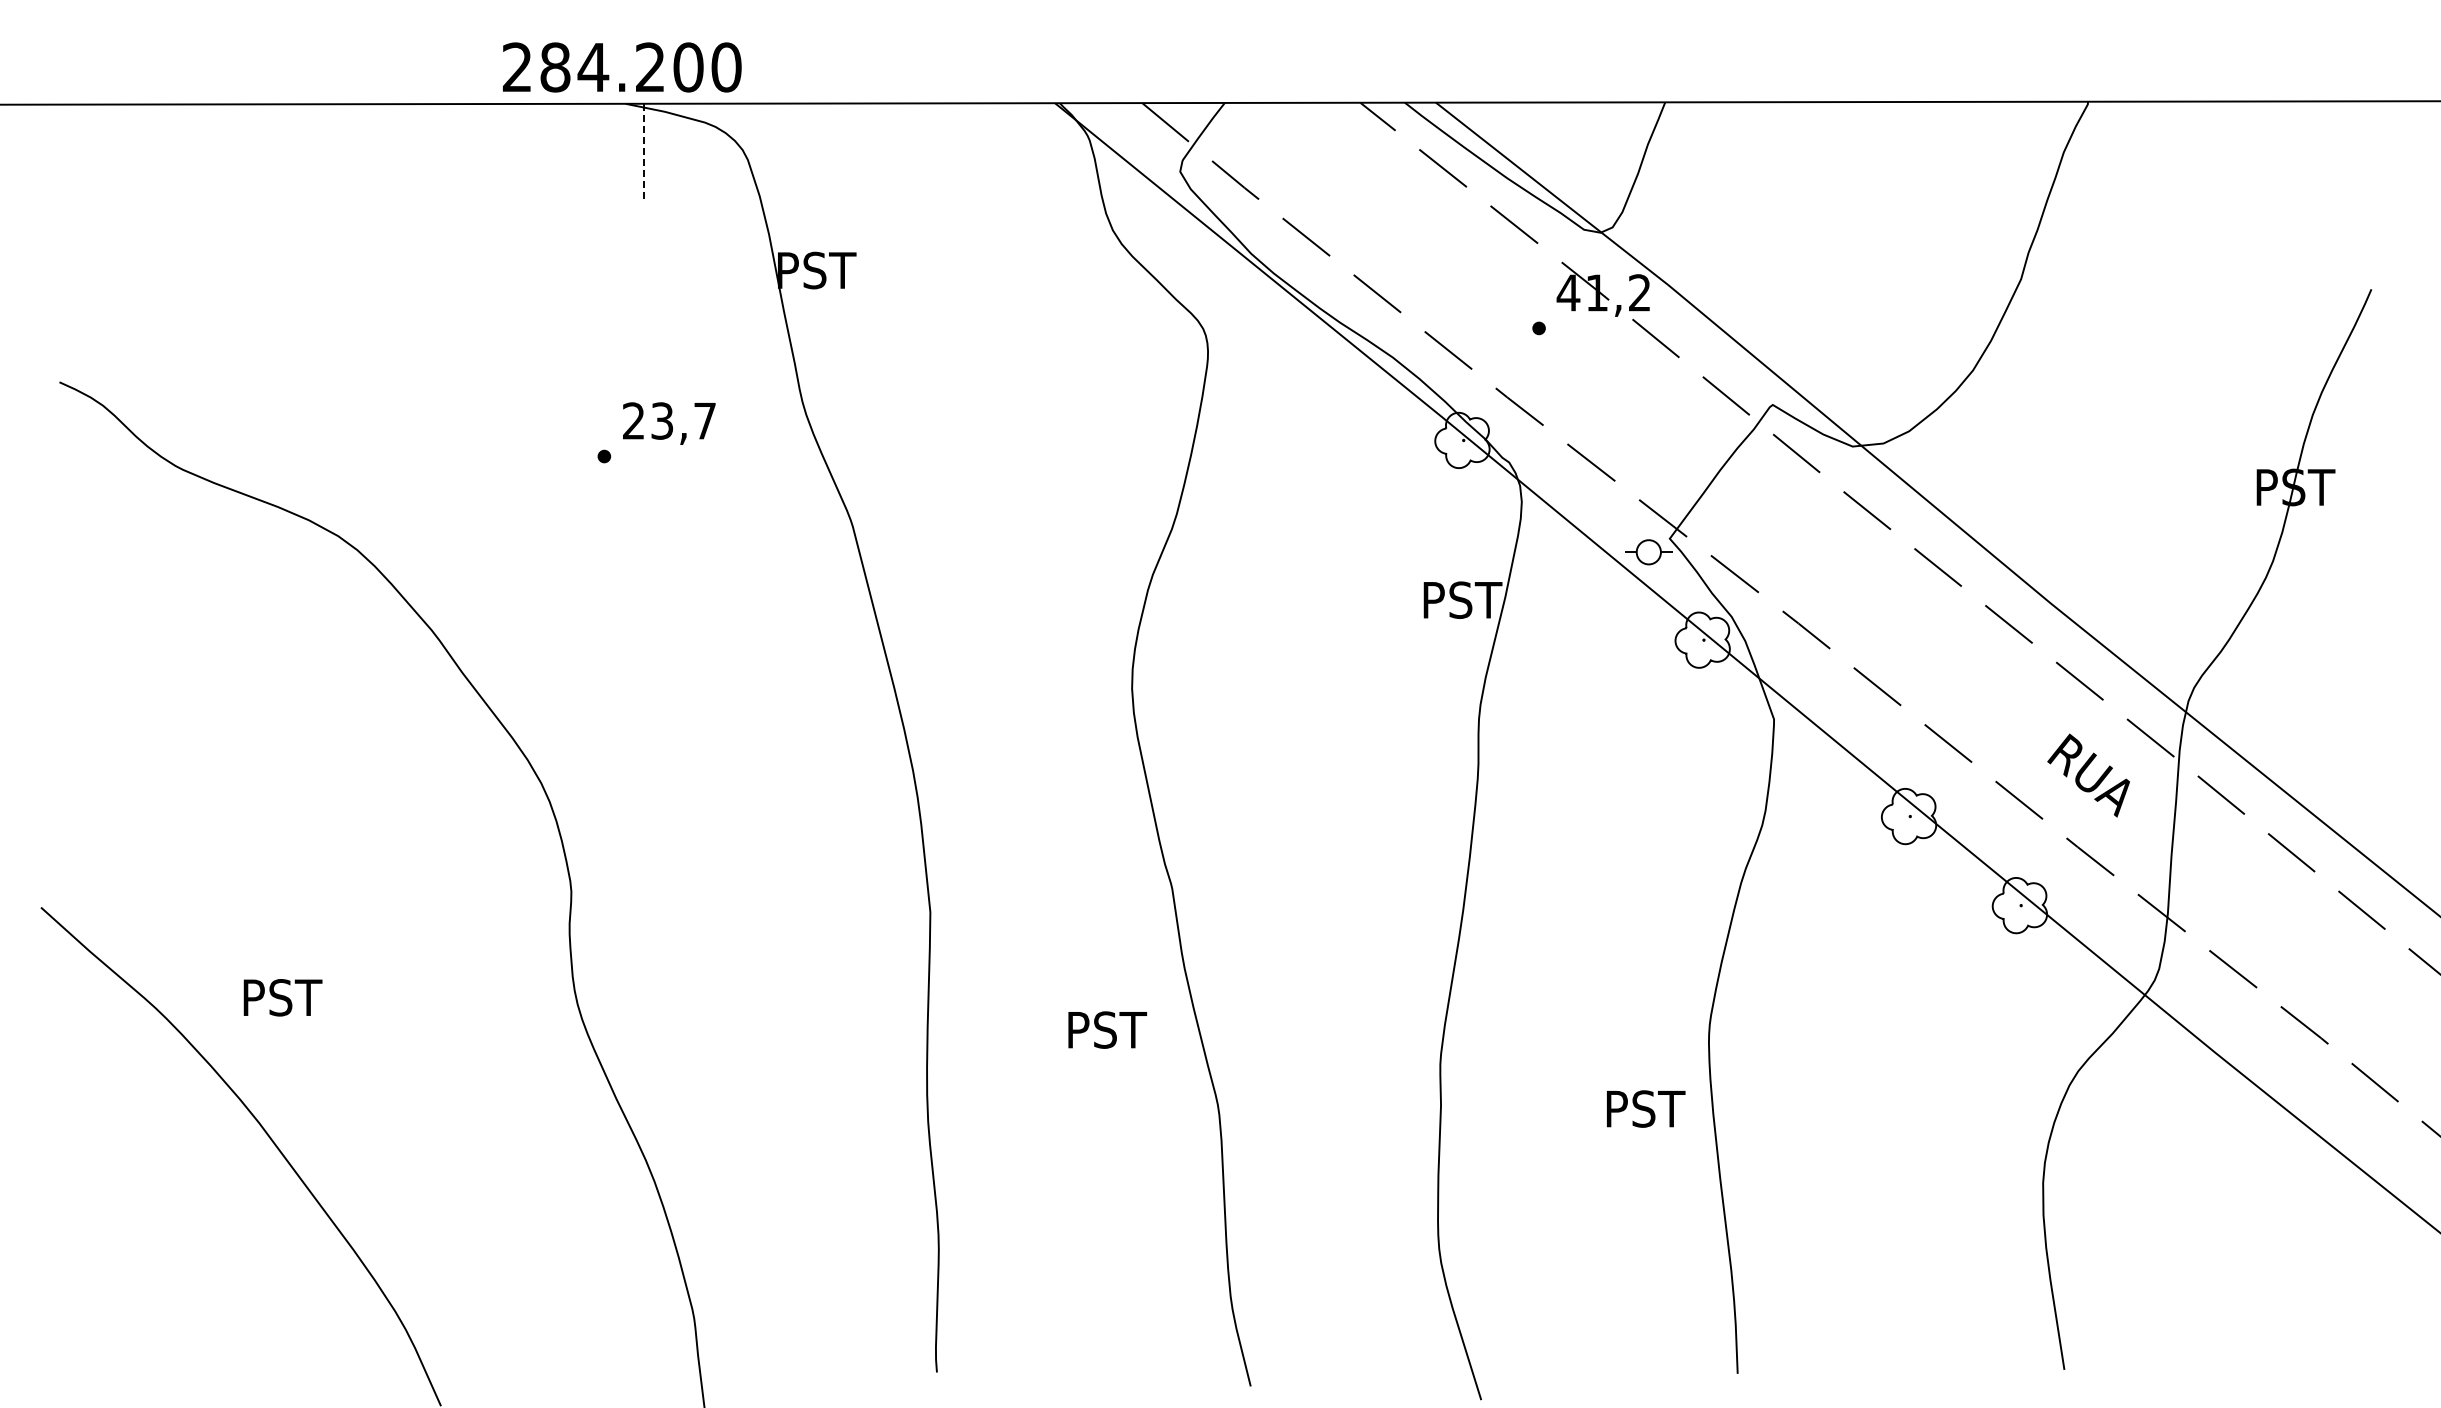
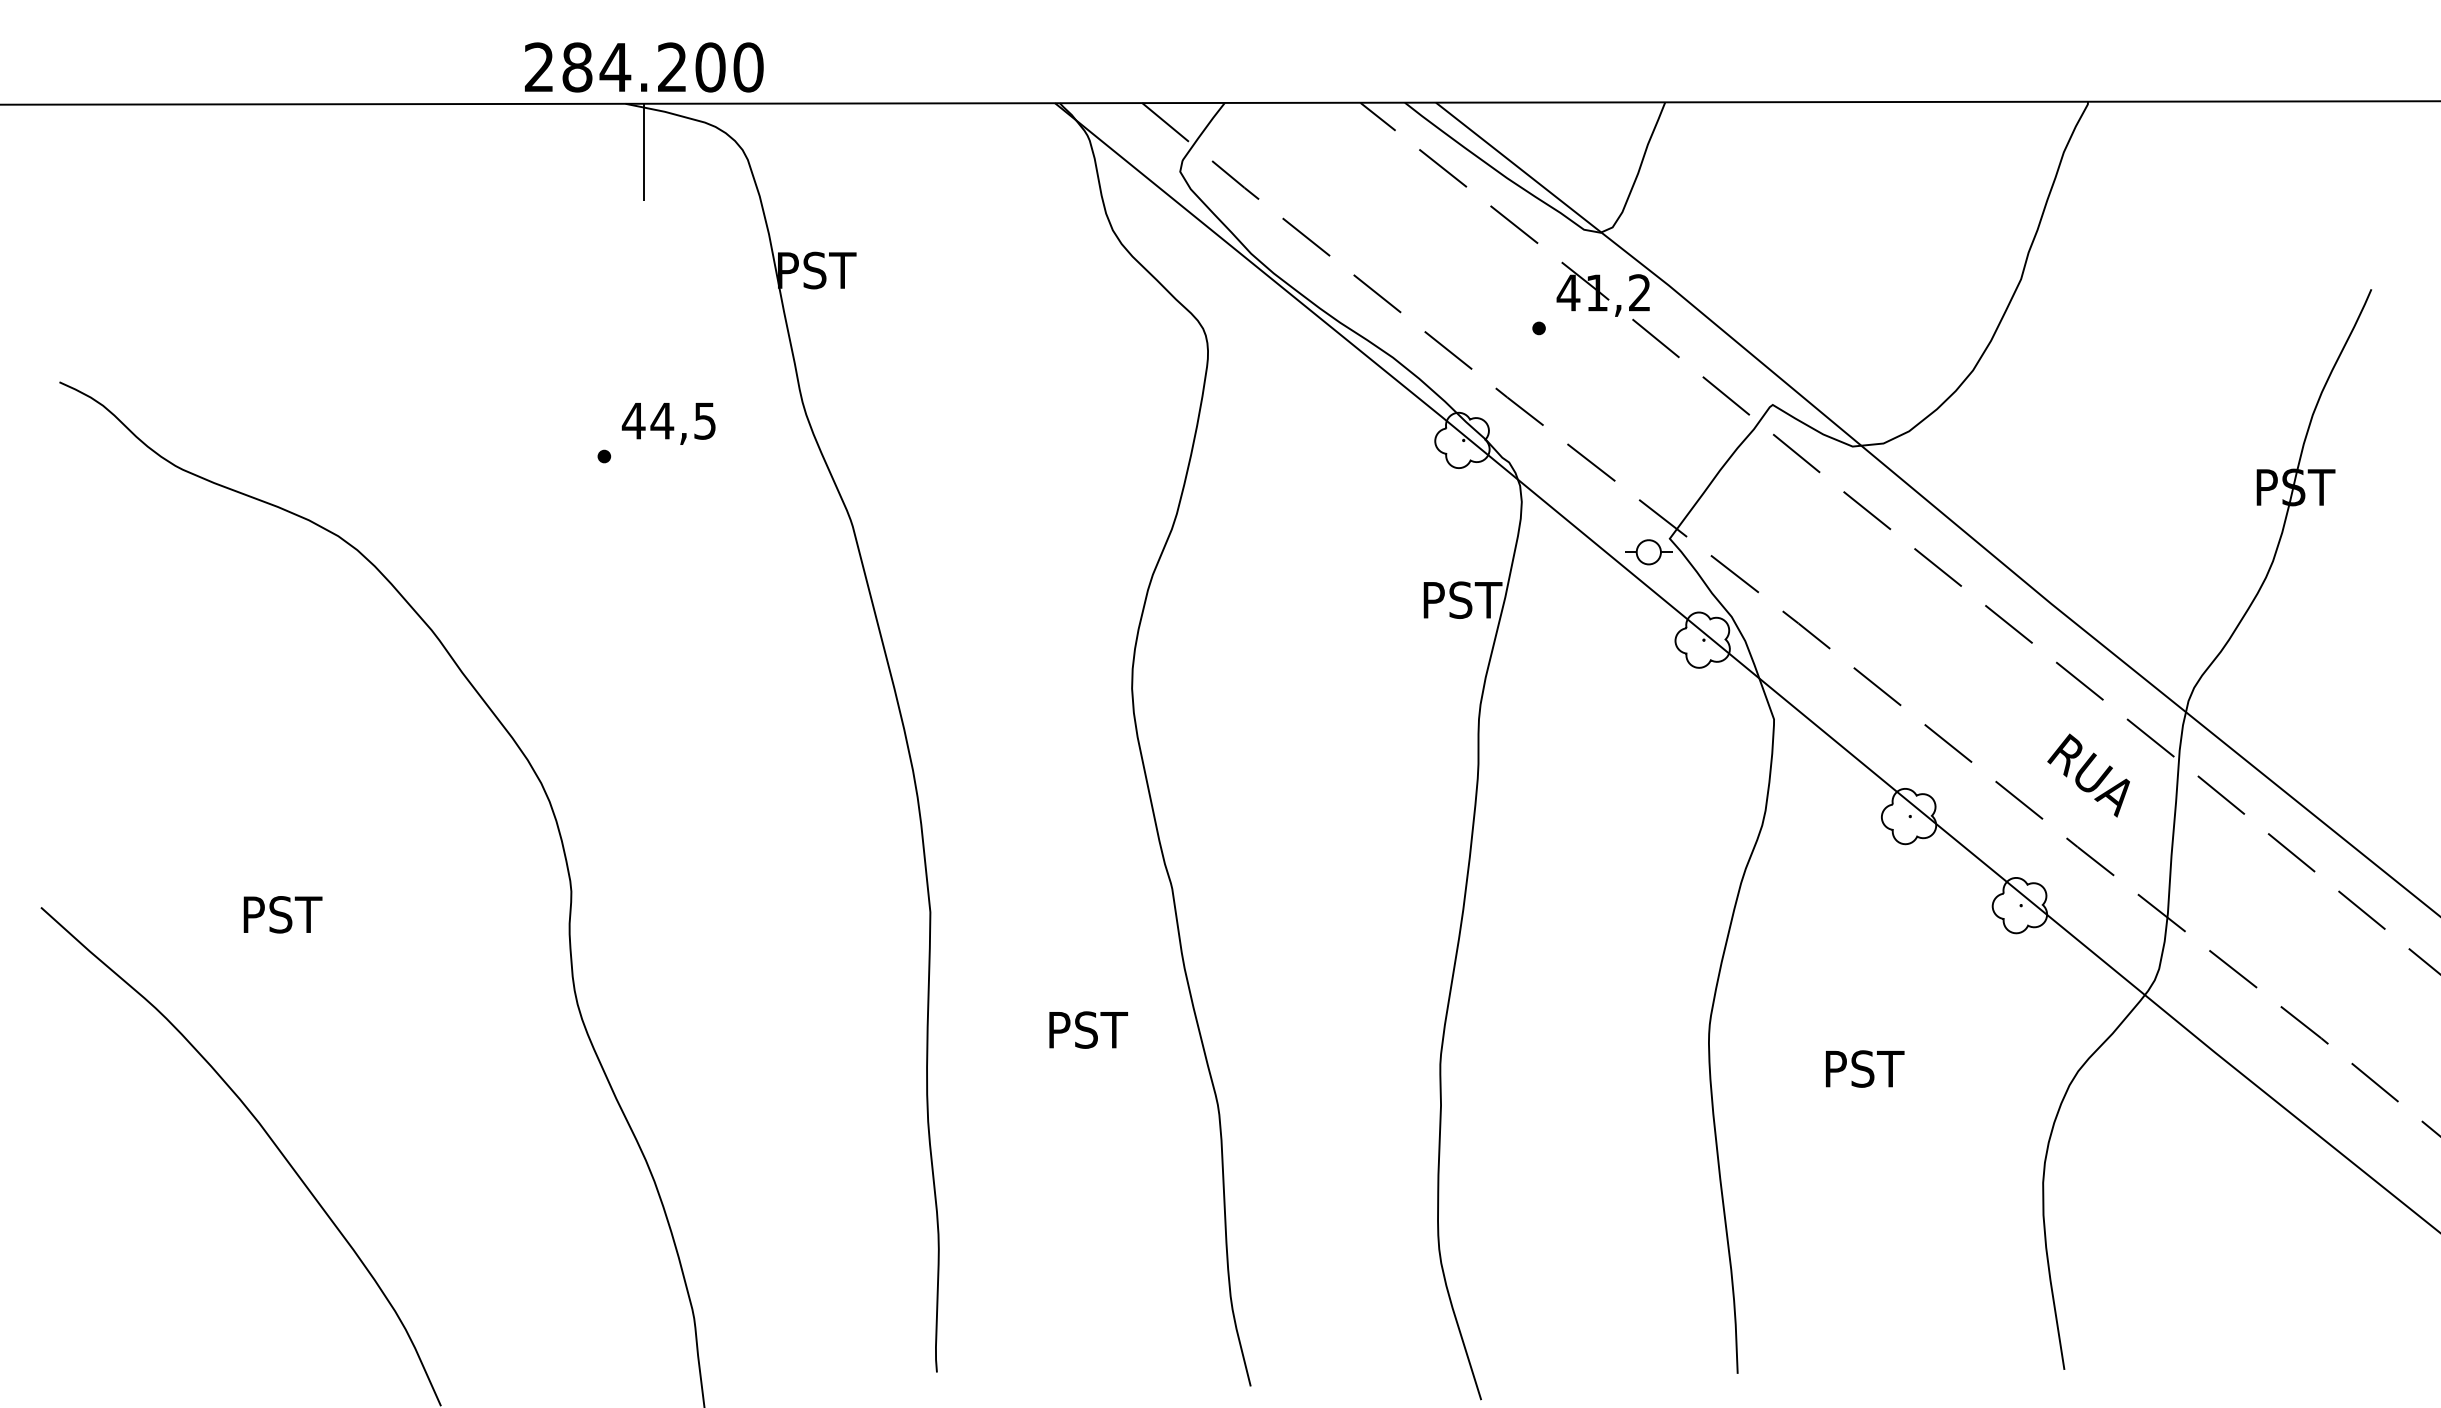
text position: (622, 67) -> (644, 67) (644, 67)
line: dashed -> solid (644, 152)
text: 23,7 -> 44,5 (668, 420)
text position: (282, 997) -> (282, 914) (282, 914)
text position: (1107, 1029) -> (1088, 1029) (1088, 1029)
text position: (1646, 1108) -> (1865, 1068) (1865, 1068)
